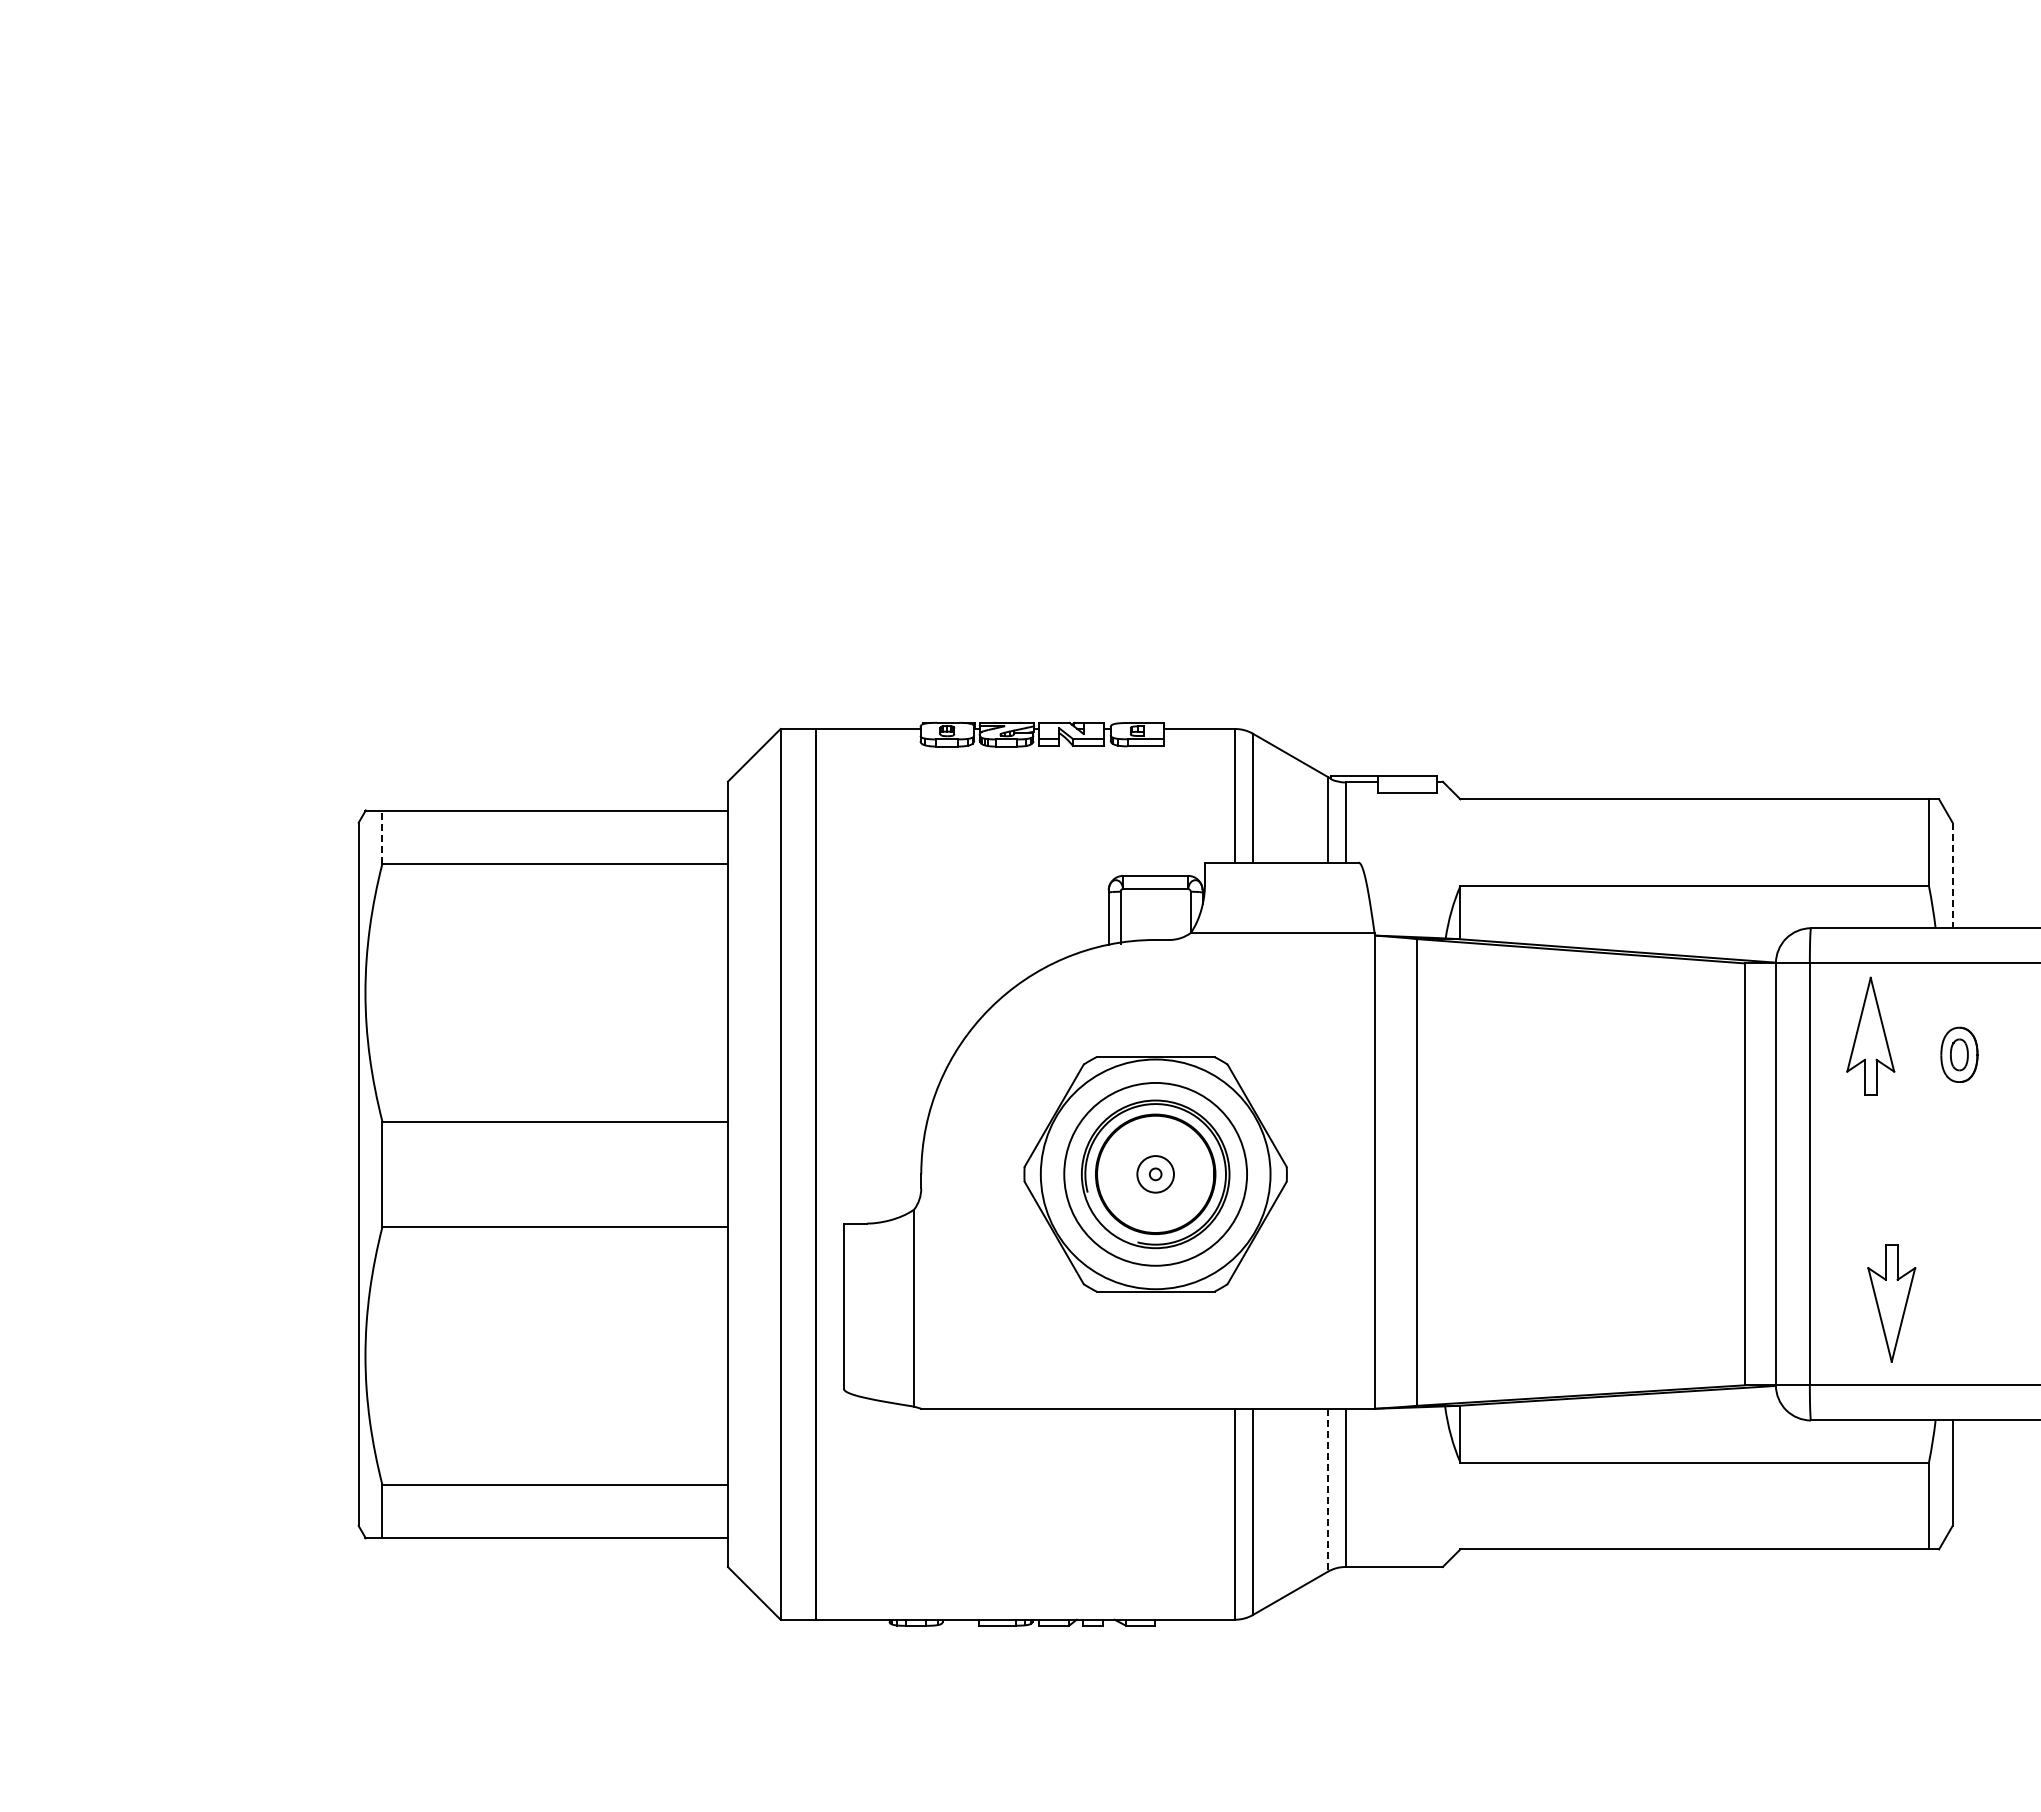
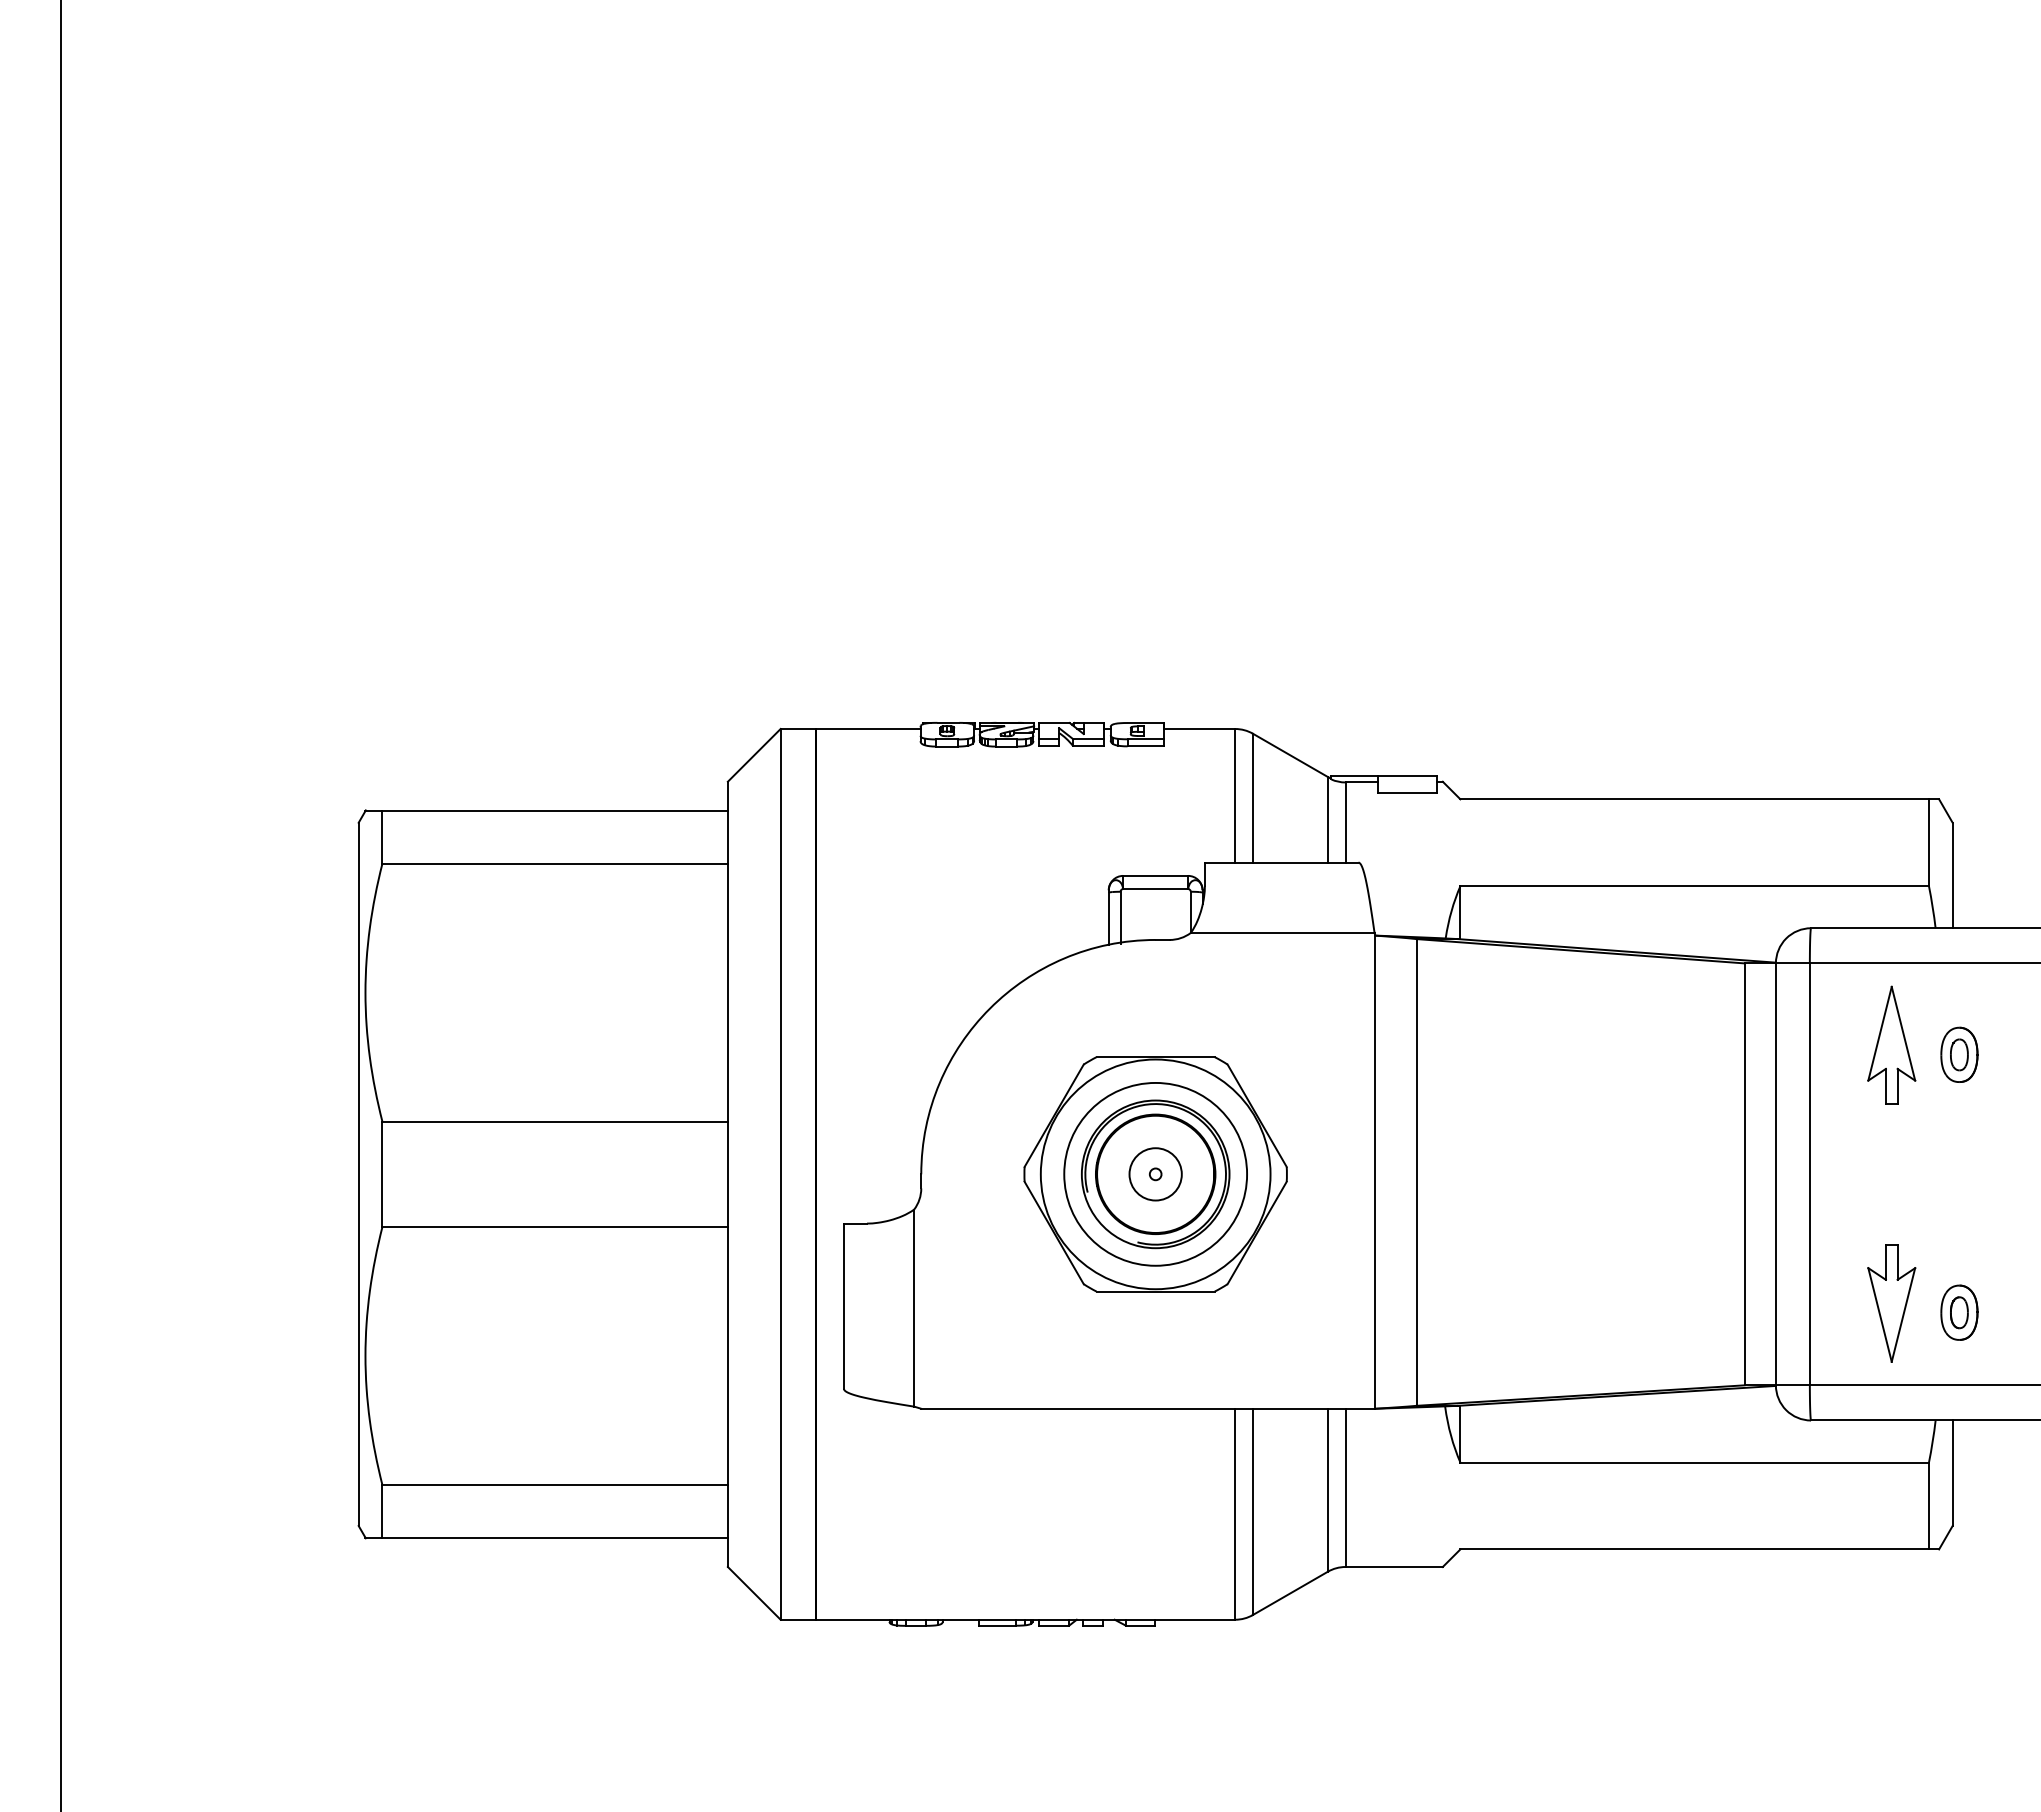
line: dashed -> solid (382, 836)
line: dashed -> solid (1952, 875)
line: none -> present (61, 905)
part position: (1870, 1035) -> (1891, 1044) (1891, 1044)
circle diameter: 37 px -> 52 px (1155, 1174)
part: none -> present (1959, 1312)
line: dashed -> solid (1327, 1490)
